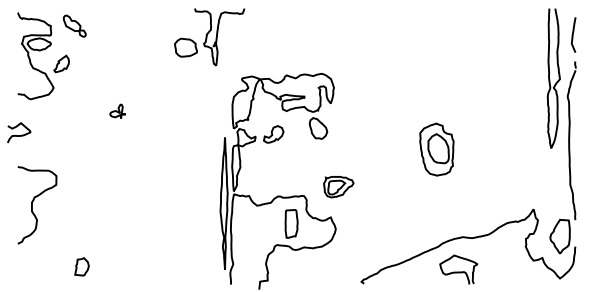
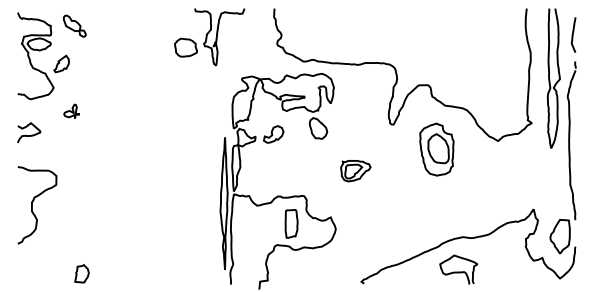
curve: none -> present (397, 74)
part position: (117, 110) -> (71, 110) (71, 110)
curve position: (21, 134) -> (31, 134) (31, 134)
part position: (338, 187) -> (355, 171) (355, 171)
part position: (81, 266) -> (81, 273) (81, 273)
